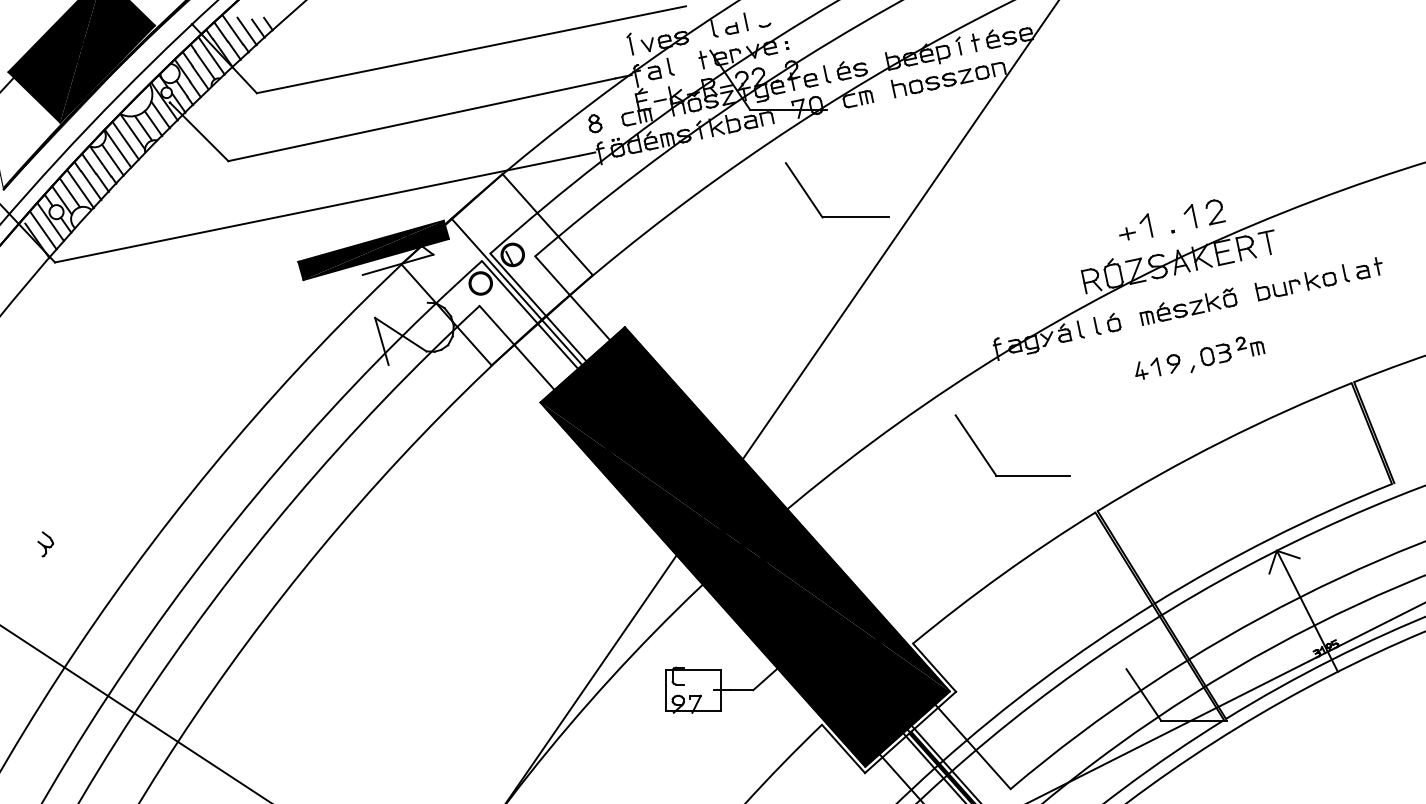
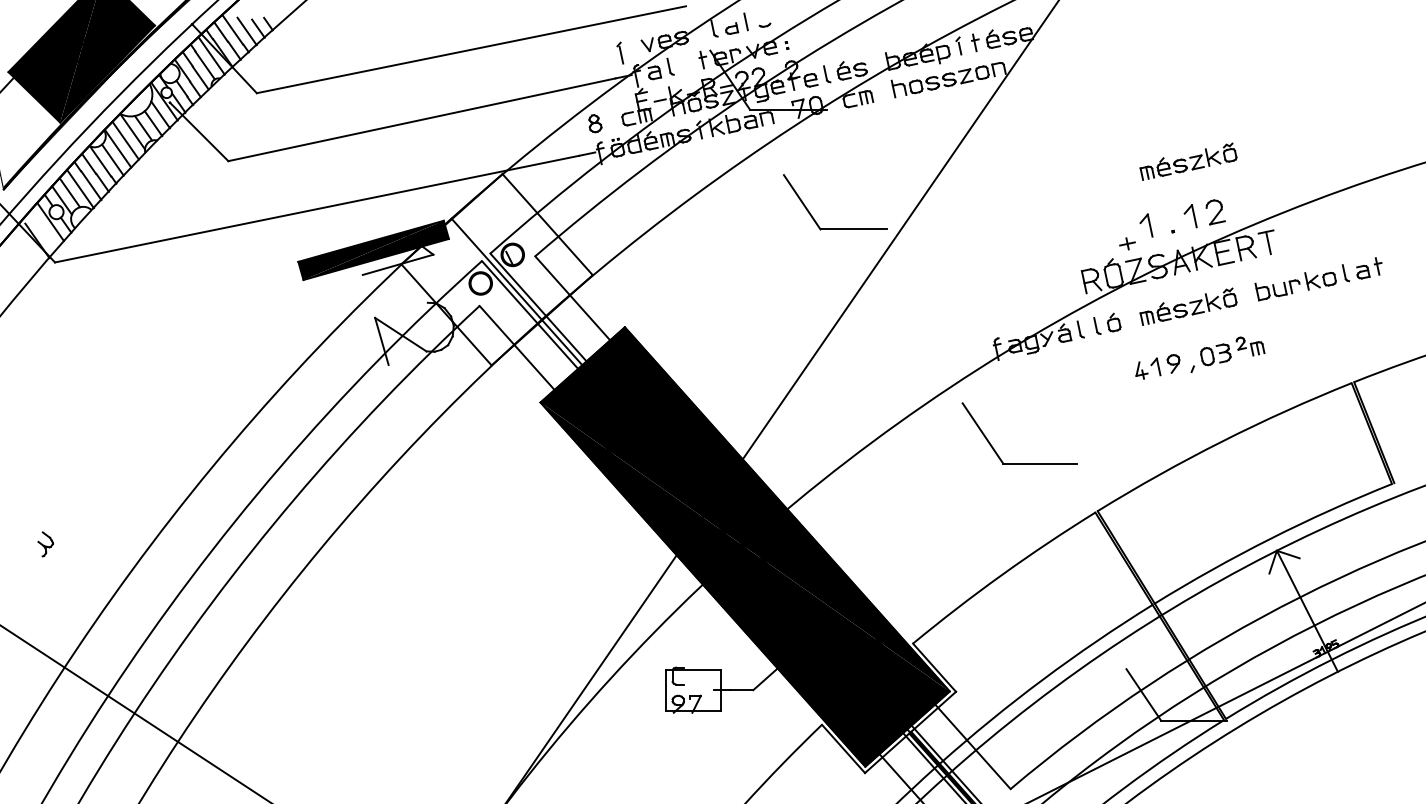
part position: (630, 43) -> (620, 52) (620, 52)
part: none -> present (1188, 161)
part position: (837, 216) -> (835, 228) (835, 228)
line: present -> none (43, 230)
part position: (1127, 233) -> (1127, 243) (1127, 243)
part position: (987, 460) -> (994, 448) (994, 448)
